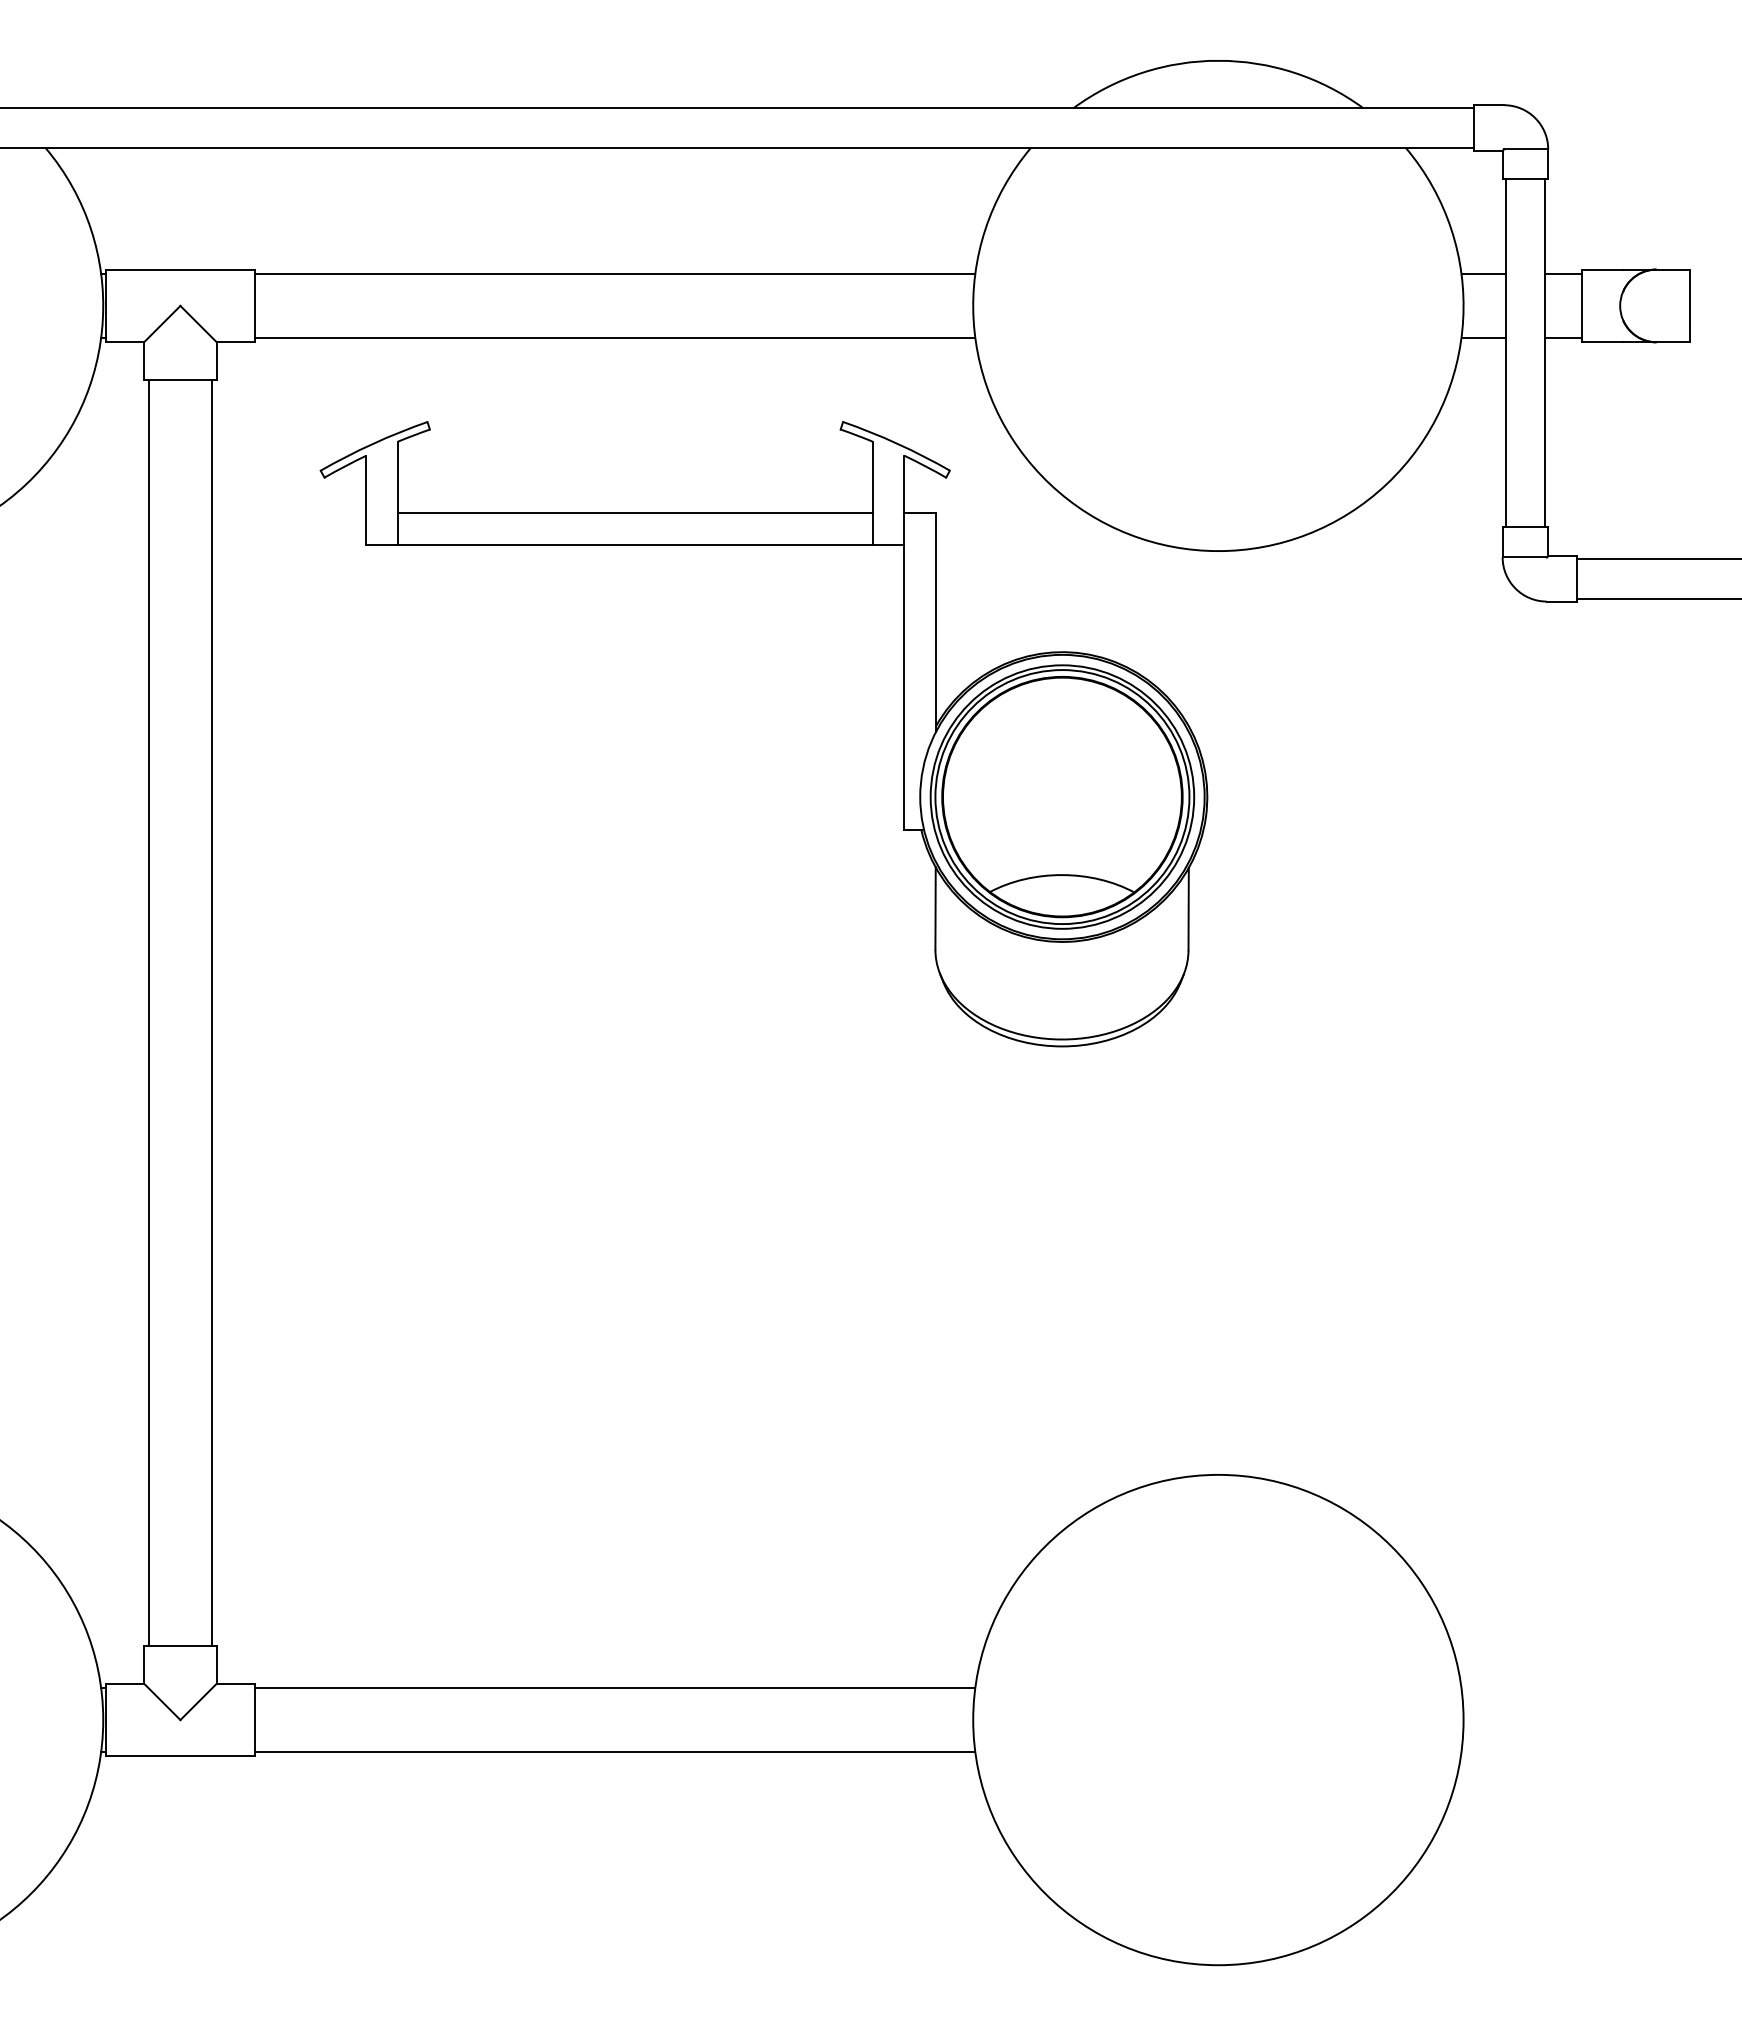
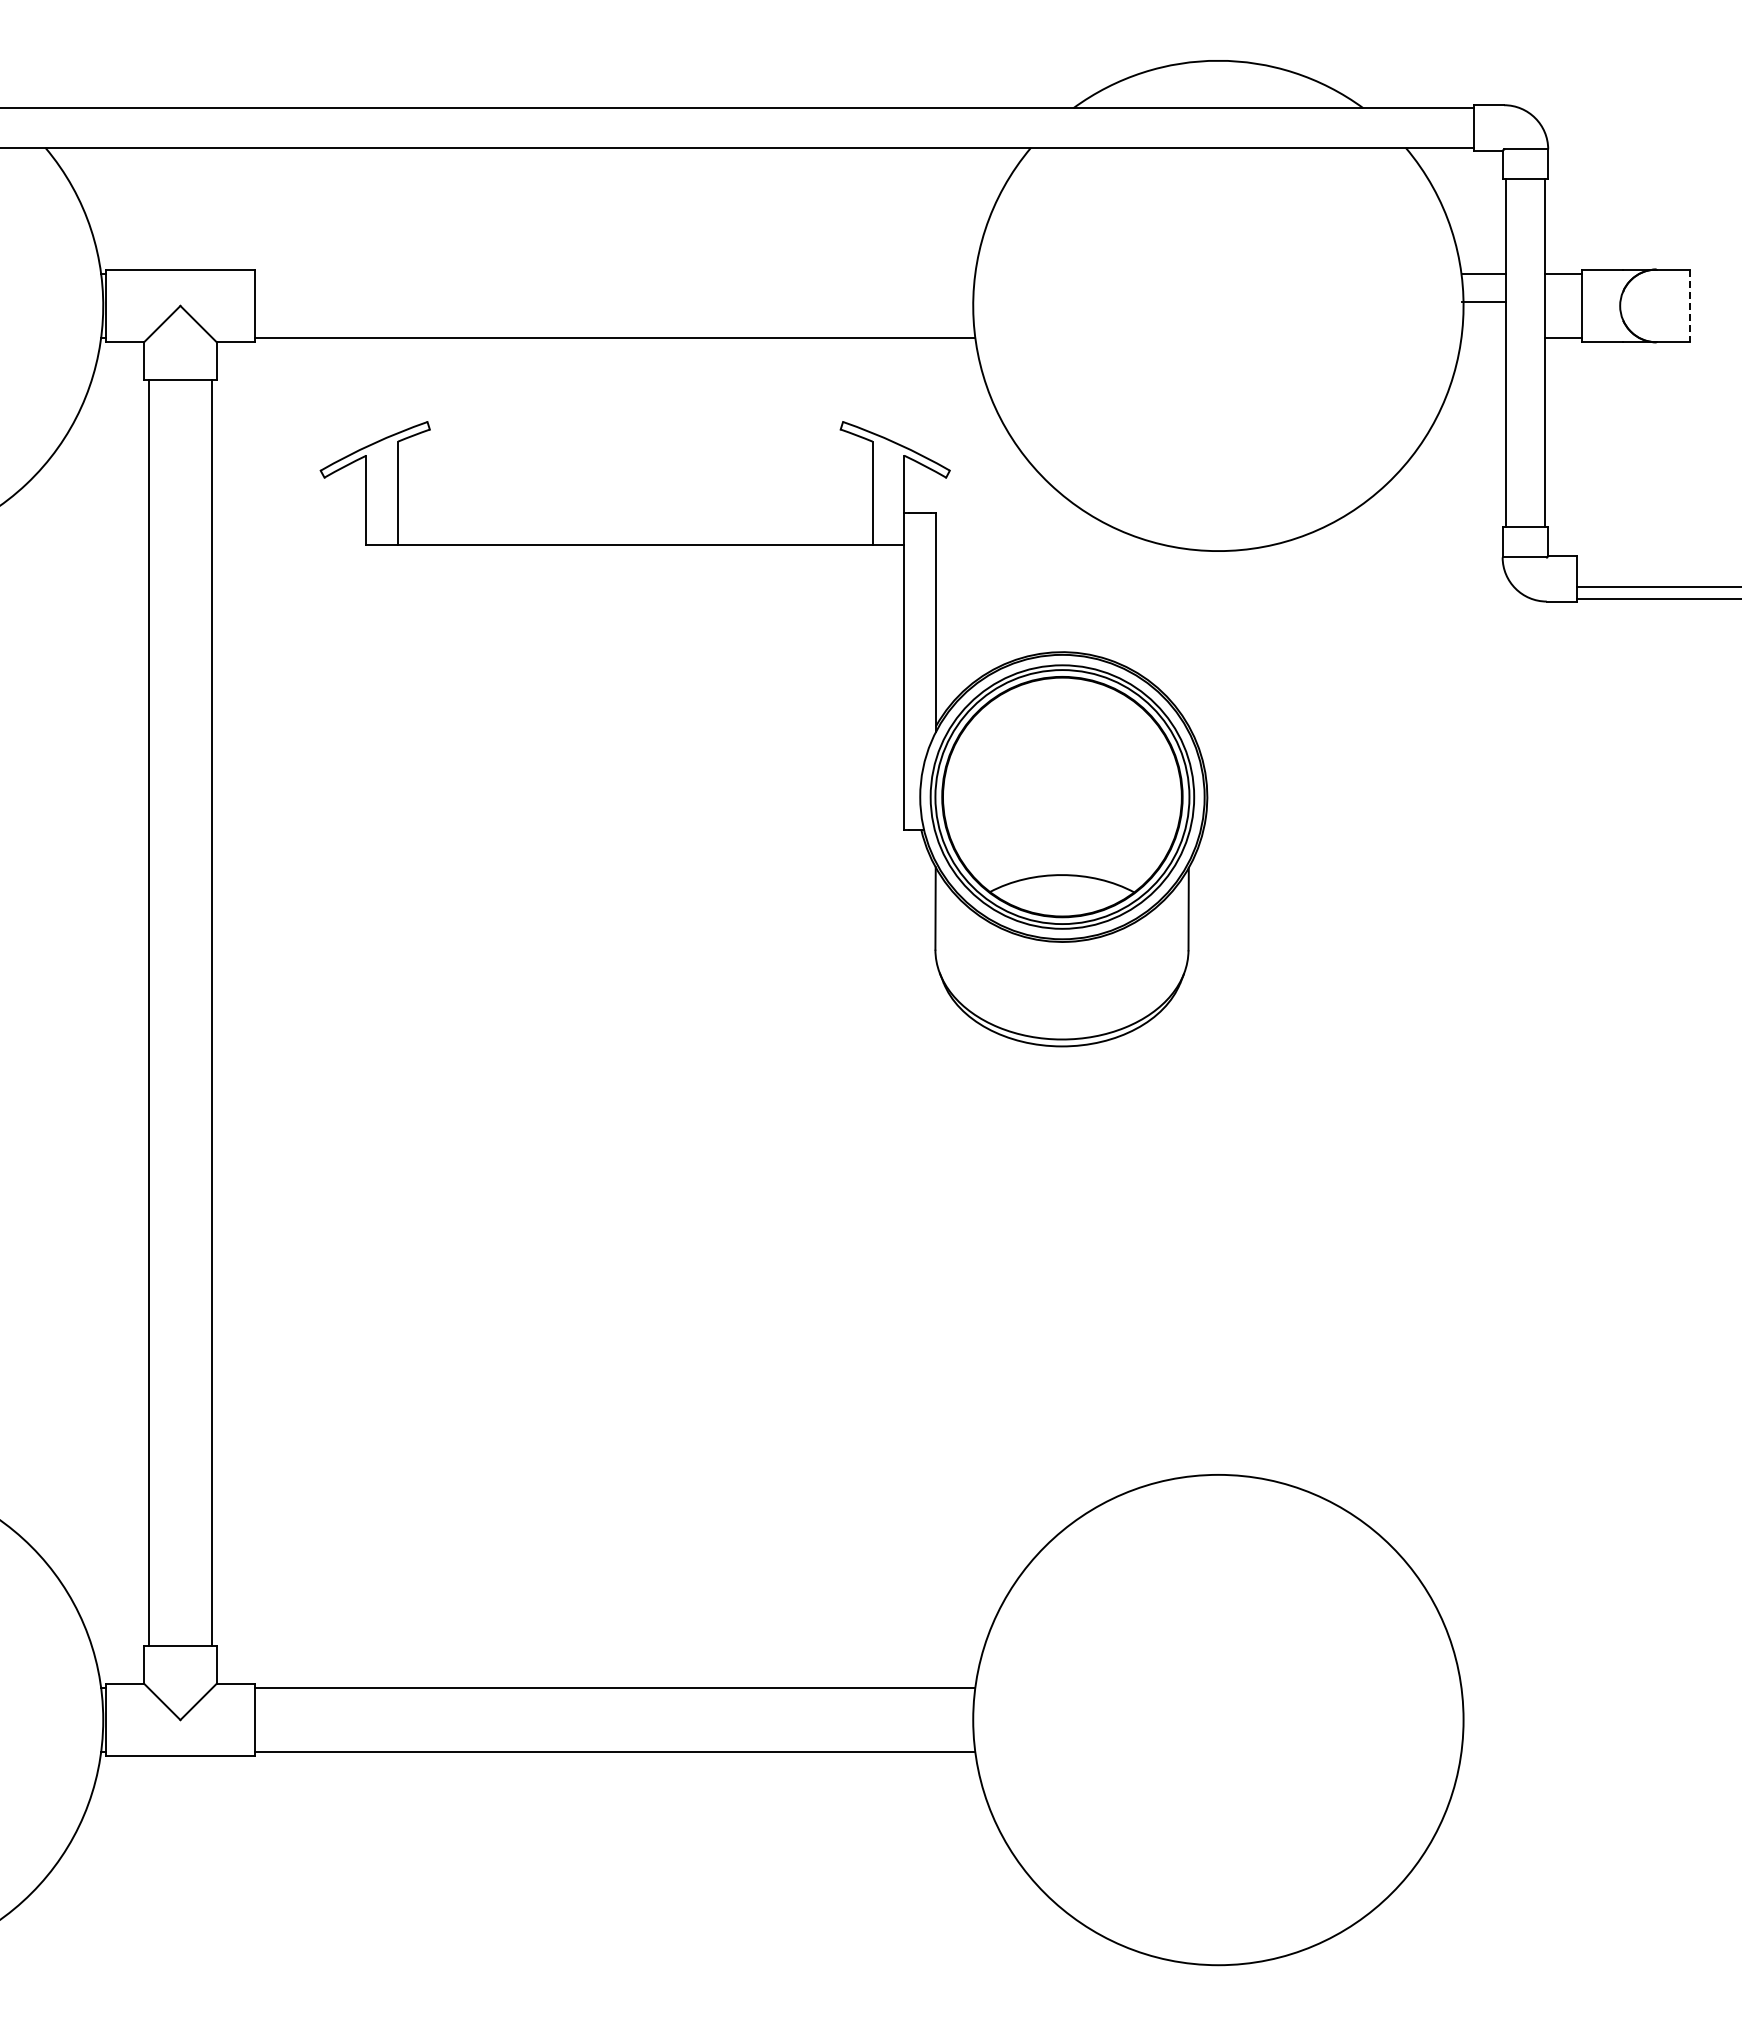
line: present -> none (614, 274)
line: solid -> dashed (1689, 306)
line position: (1483, 337) -> (1483, 301) (1483, 301)
line: present -> none (635, 513)
line position: (1657, 559) -> (1657, 587) (1657, 587)
